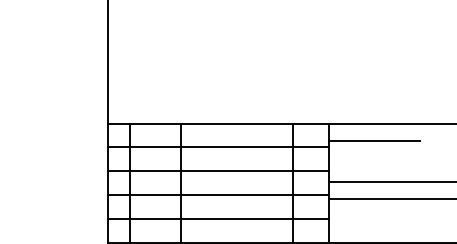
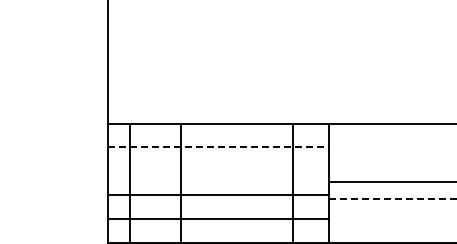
line: present -> none (373, 140)
line: solid -> dashed (218, 147)
line: present -> none (217, 171)
line: solid -> dashed (392, 199)
